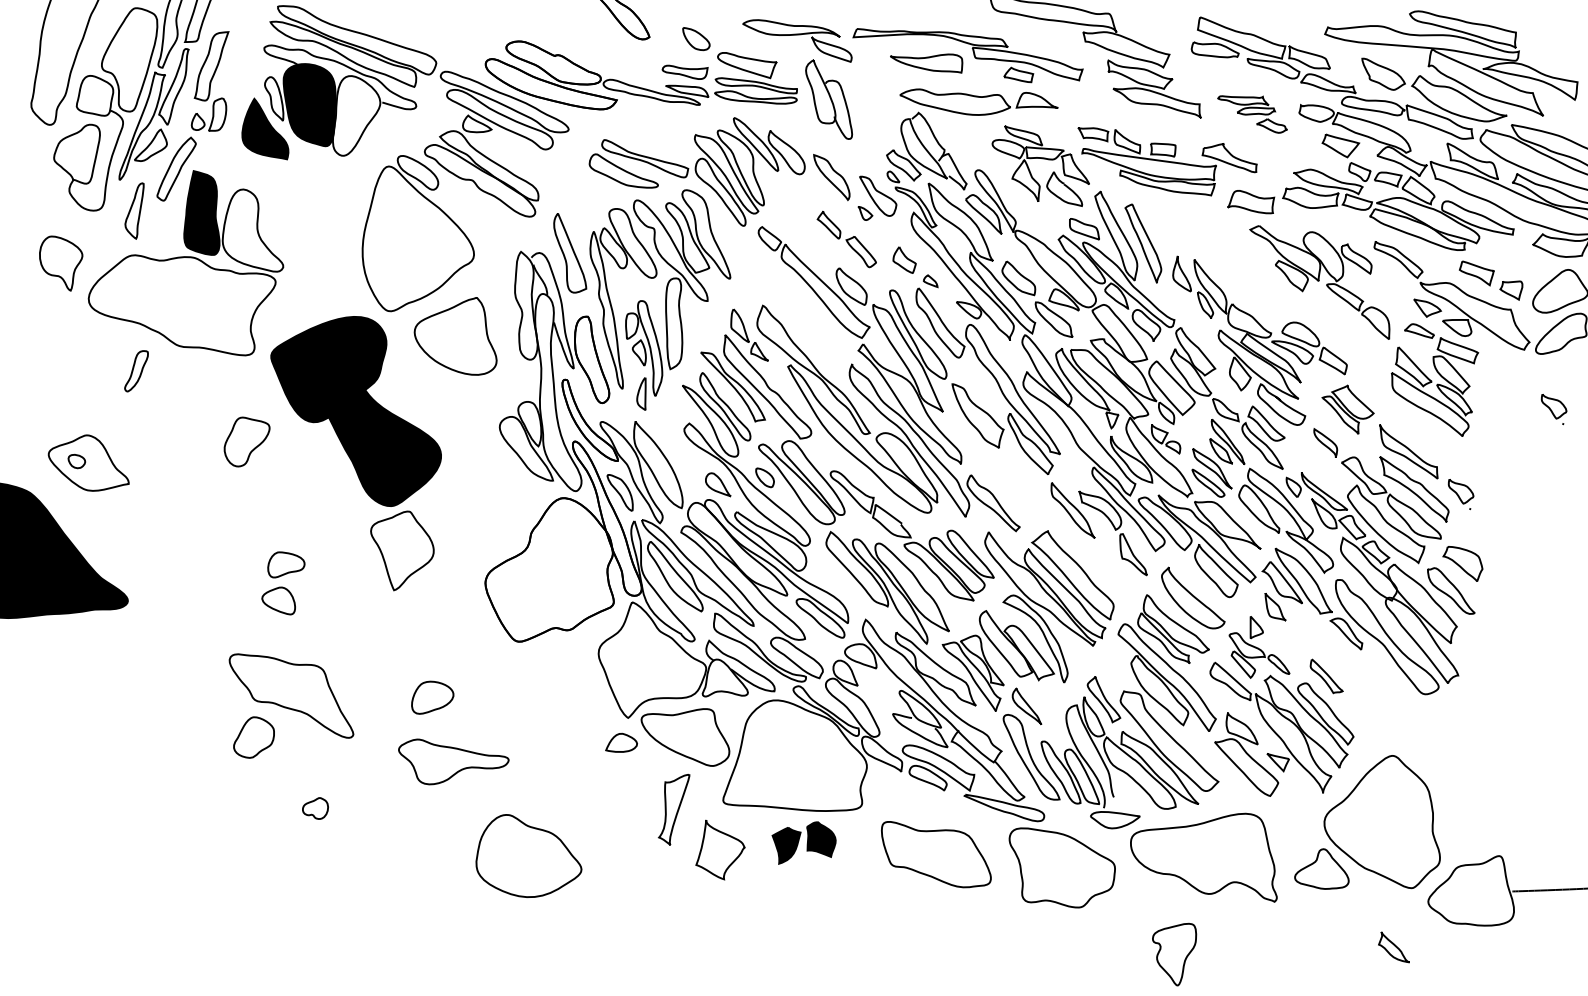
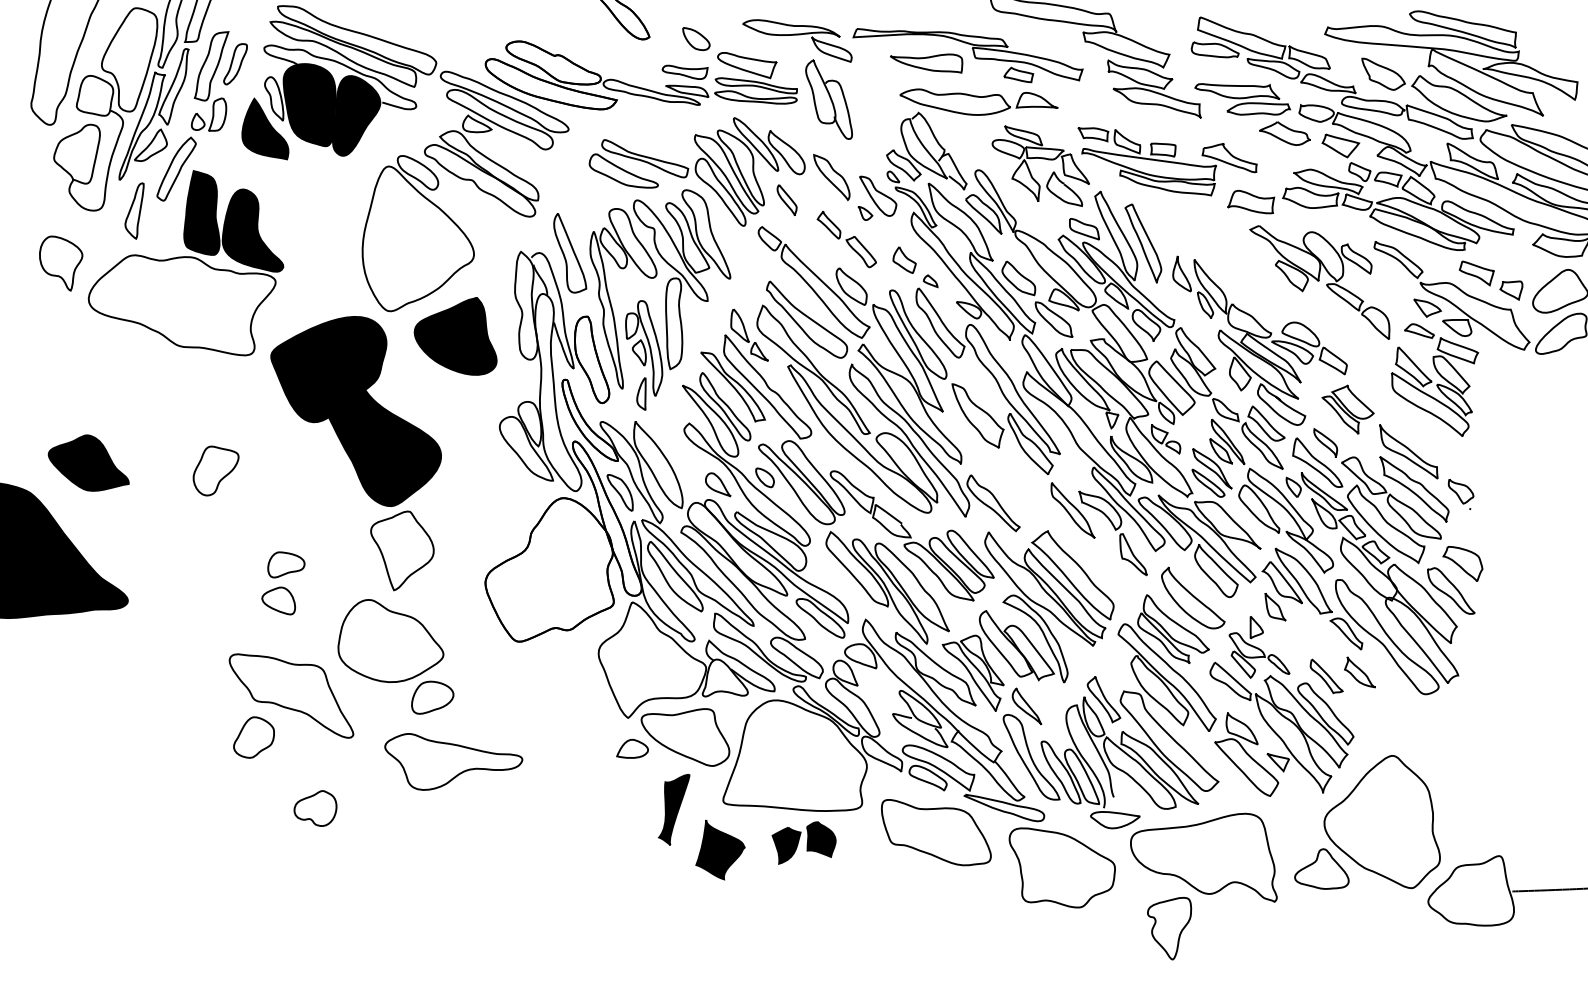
part size: 71x39 px -> 117x63 px (1252, 114)
fill: none -> present (356, 115)
part: none -> present (786, 199)
fill: none -> present (252, 230)
part: none -> present (807, 319)
fill: none -> present (455, 335)
part position: (136, 371) -> (235, 64) (235, 64)
part: present -> none (1553, 409)
part position: (246, 441) -> (215, 470) (215, 470)
fill: none -> present (76, 461)
fill: none -> present (88, 462)
part: none -> present (1317, 462)
part position: (621, 742) -> (632, 748) (632, 748)
part size: 112x48 px -> 140x58 px (453, 761)
part size: 27x23 px -> 45x37 px (315, 808)
fill: none -> present (674, 809)
fill: none -> present (720, 849)
part position: (936, 854) -> (936, 832) (936, 832)
part position: (528, 855) -> (390, 640) (390, 640)
part position: (1393, 947) -> (1359, 672) (1359, 672)
part position: (1174, 954) -> (1169, 928) (1169, 928)
